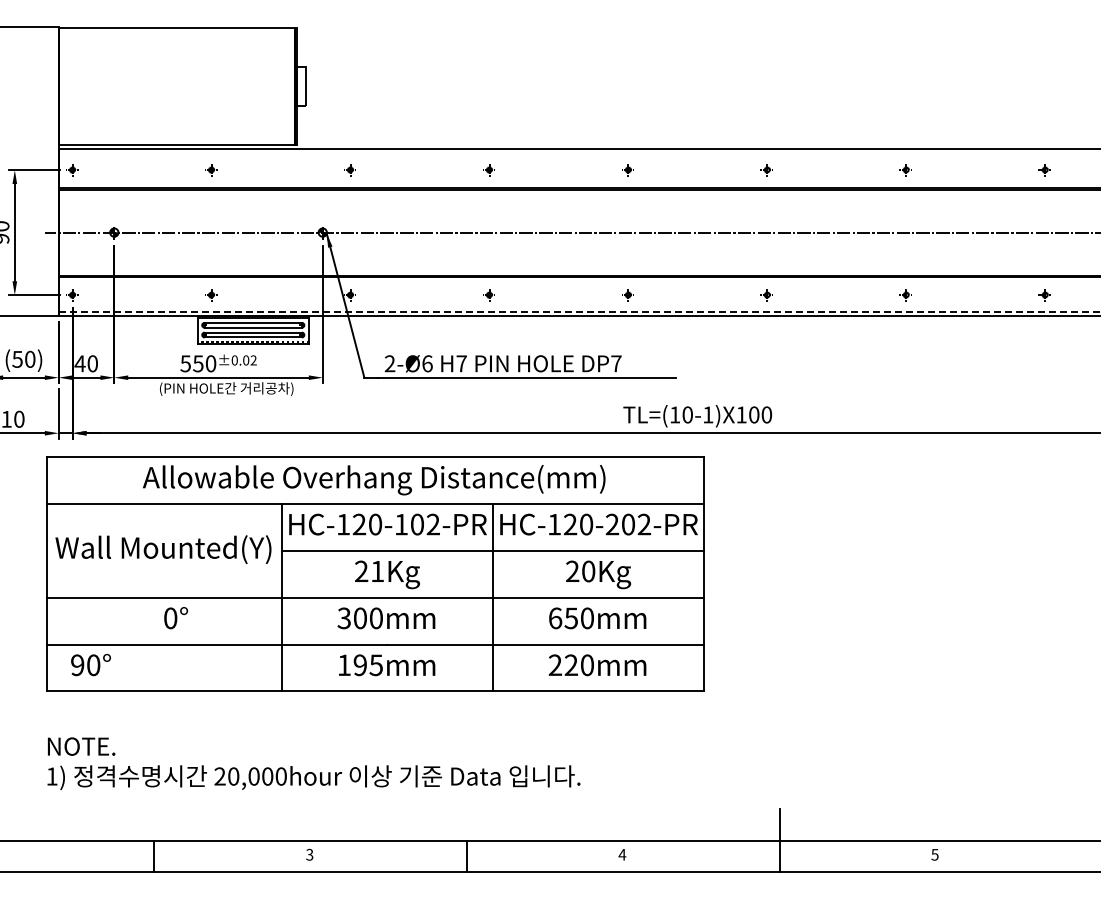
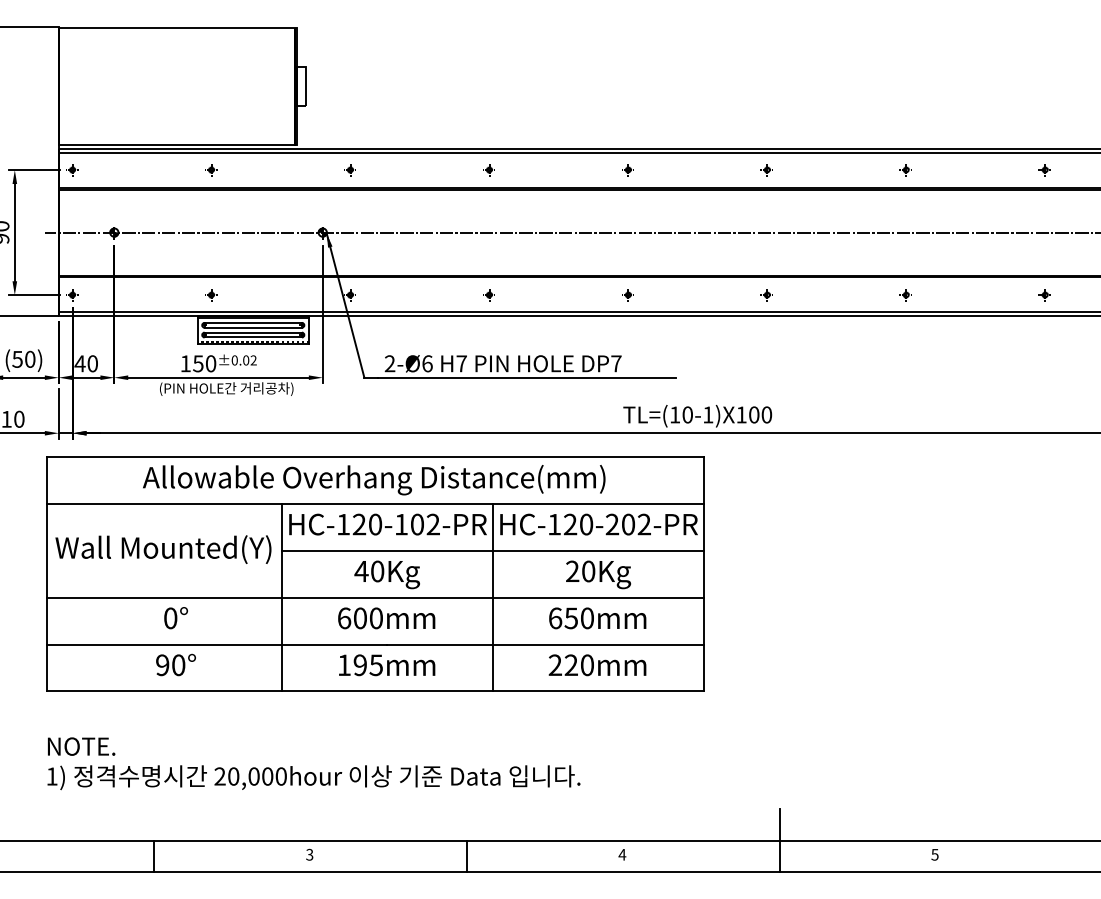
line: none -> present (577, 153)
line: dashed -> solid (579, 311)
text: 550 -> 150 (185, 363)
text: 21Kg -> 40Kg (369, 571)
text: 300mm -> 600mm (344, 618)
text position: (90, 664) -> (175, 664) (175, 664)
